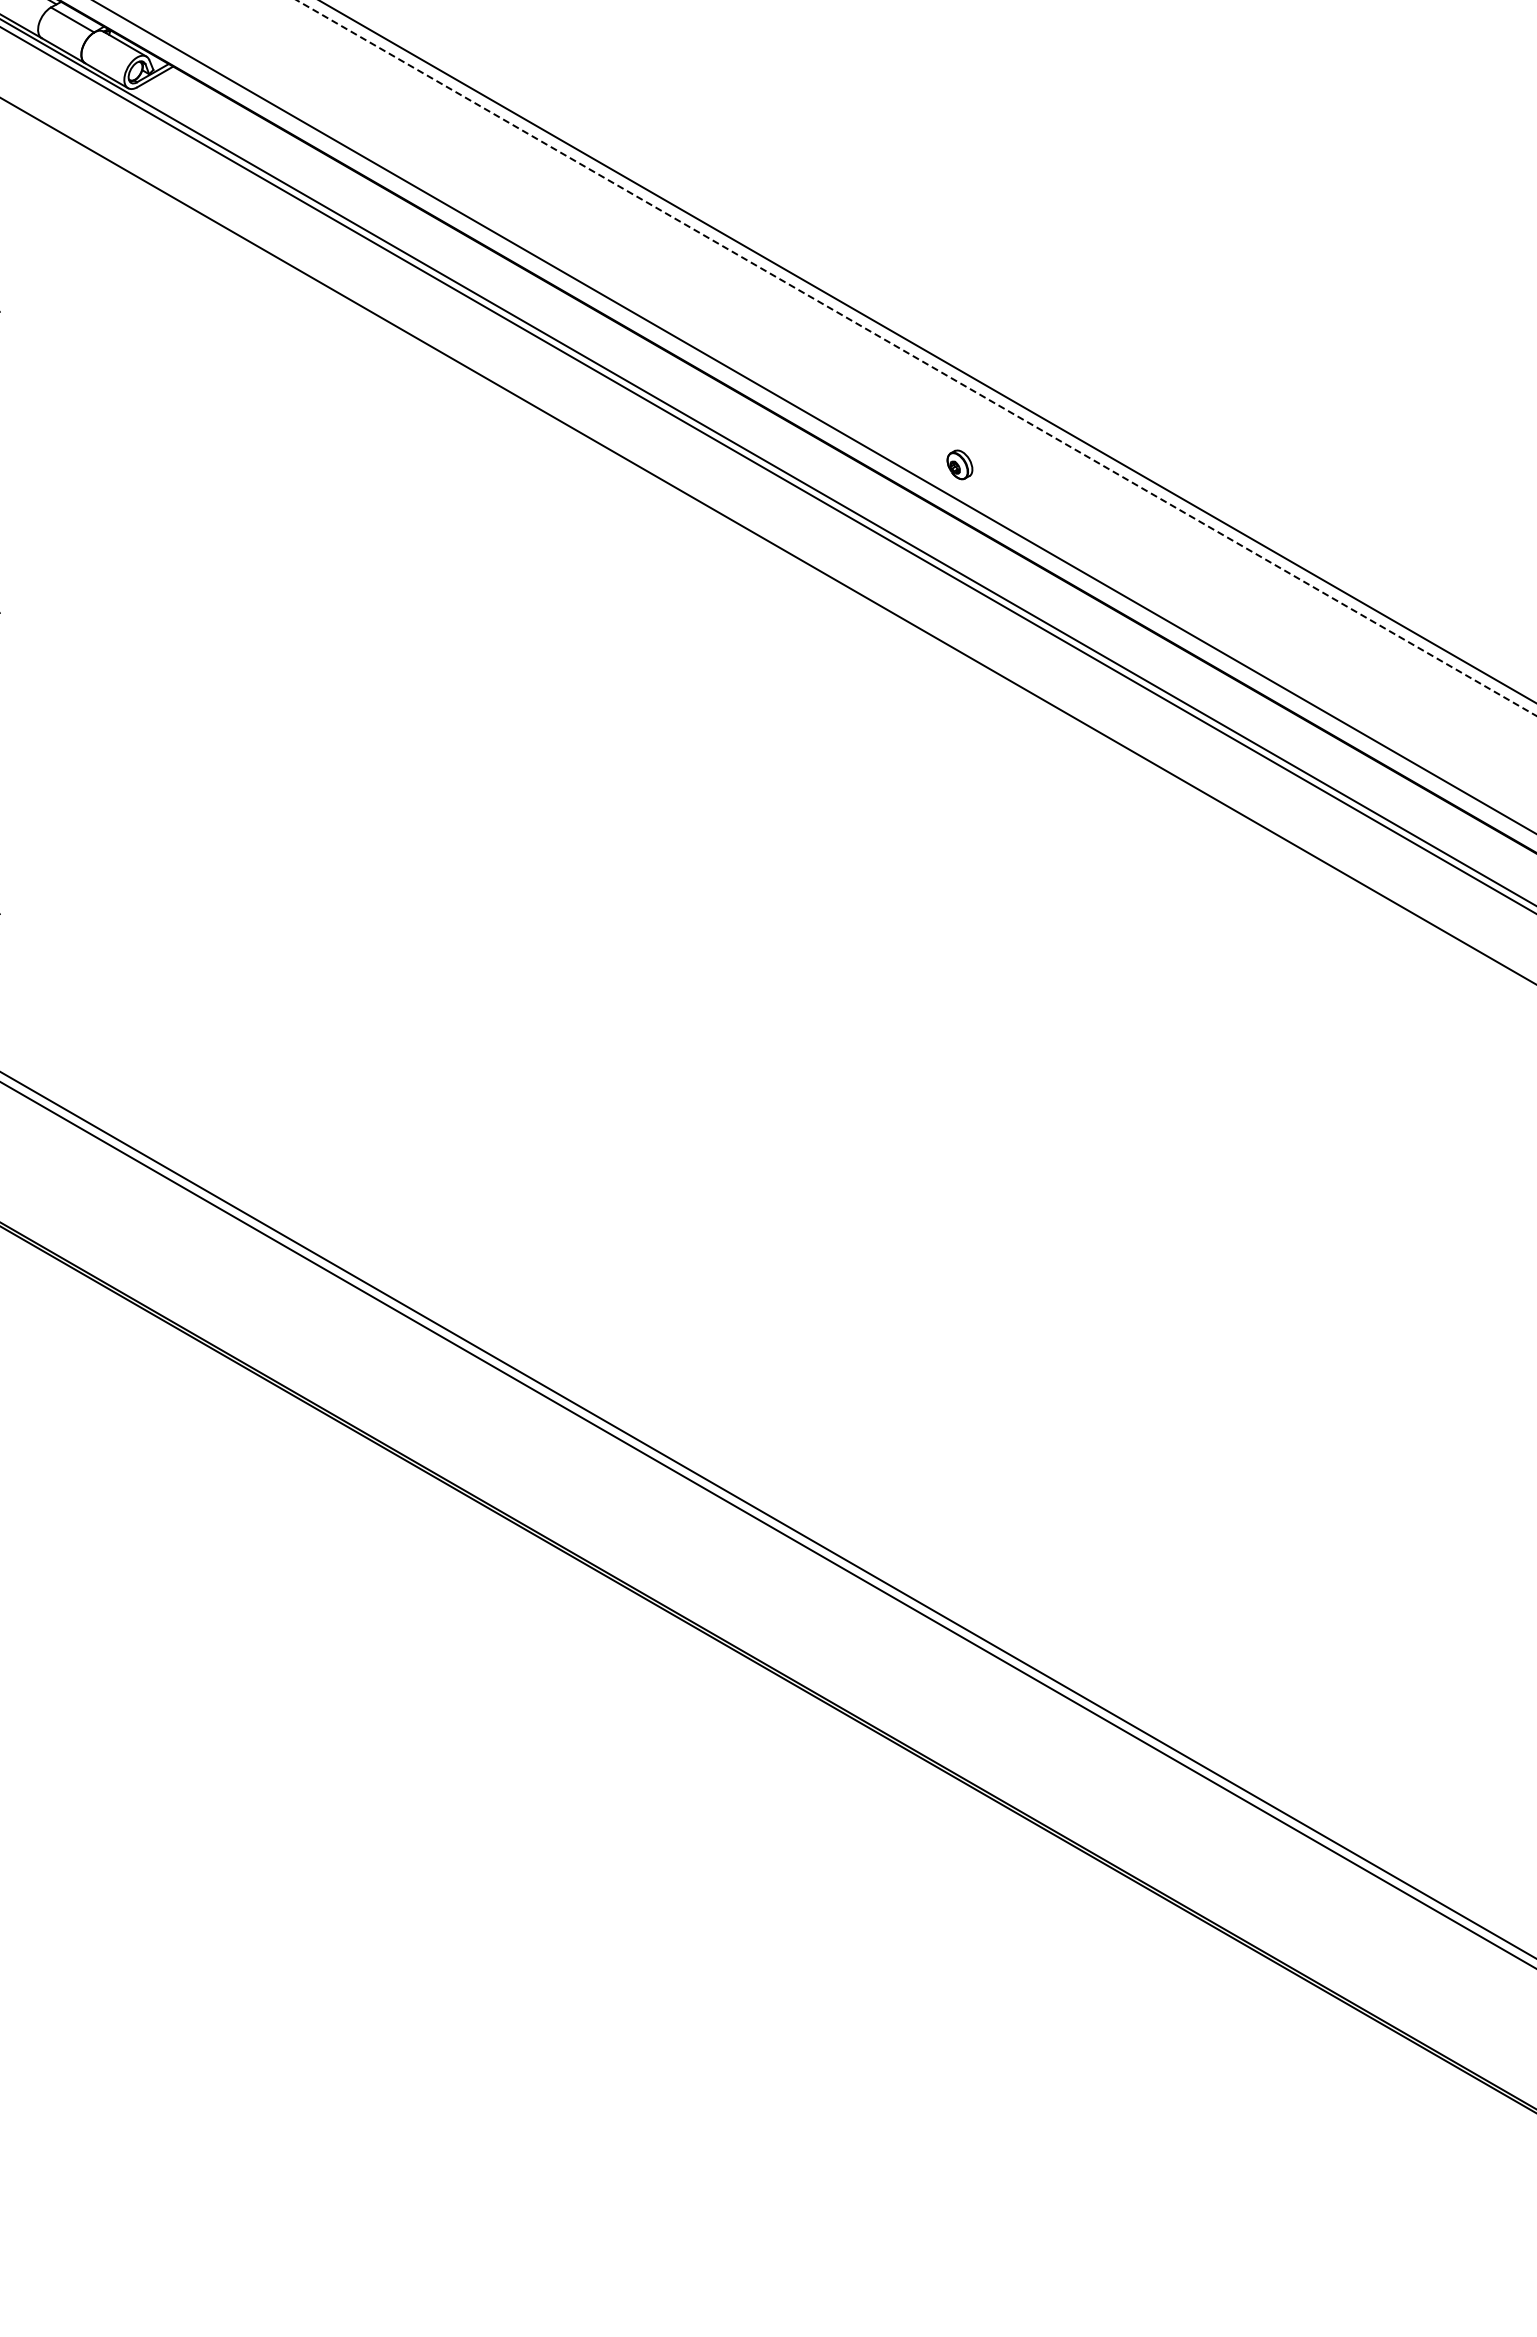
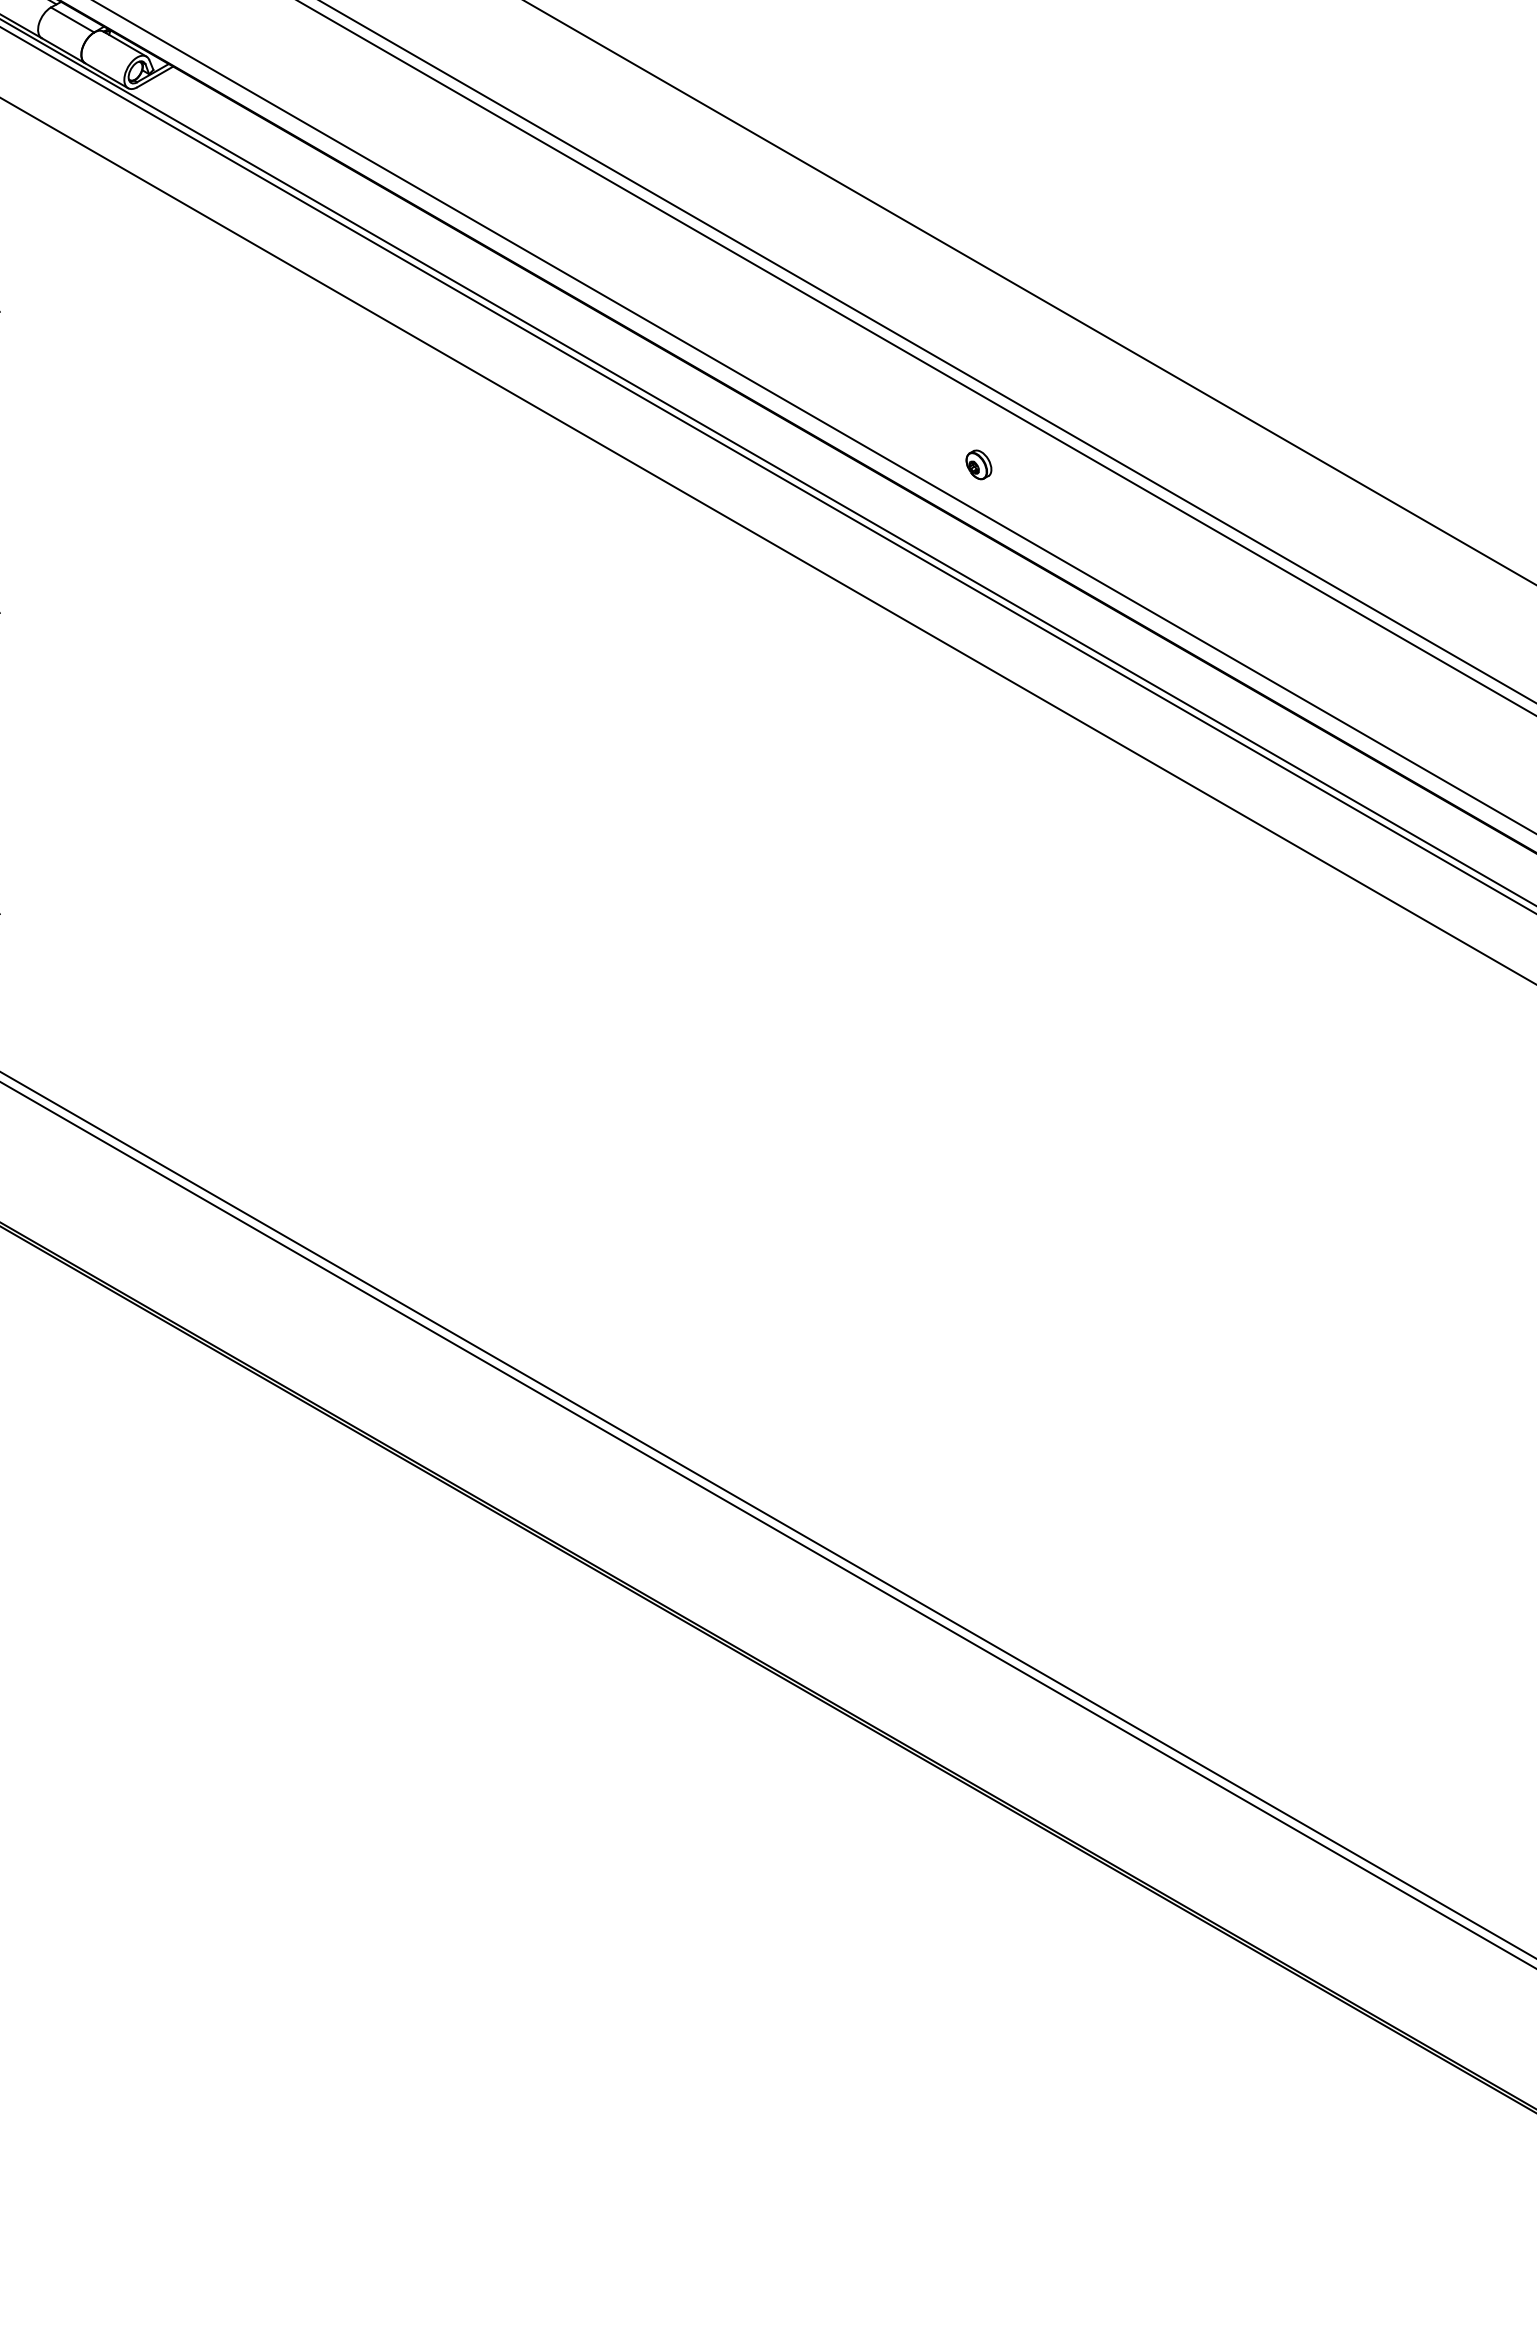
line: none -> present (1030, 292)
line: dashed -> solid (916, 358)
part position: (959, 464) -> (978, 464) (978, 464)
